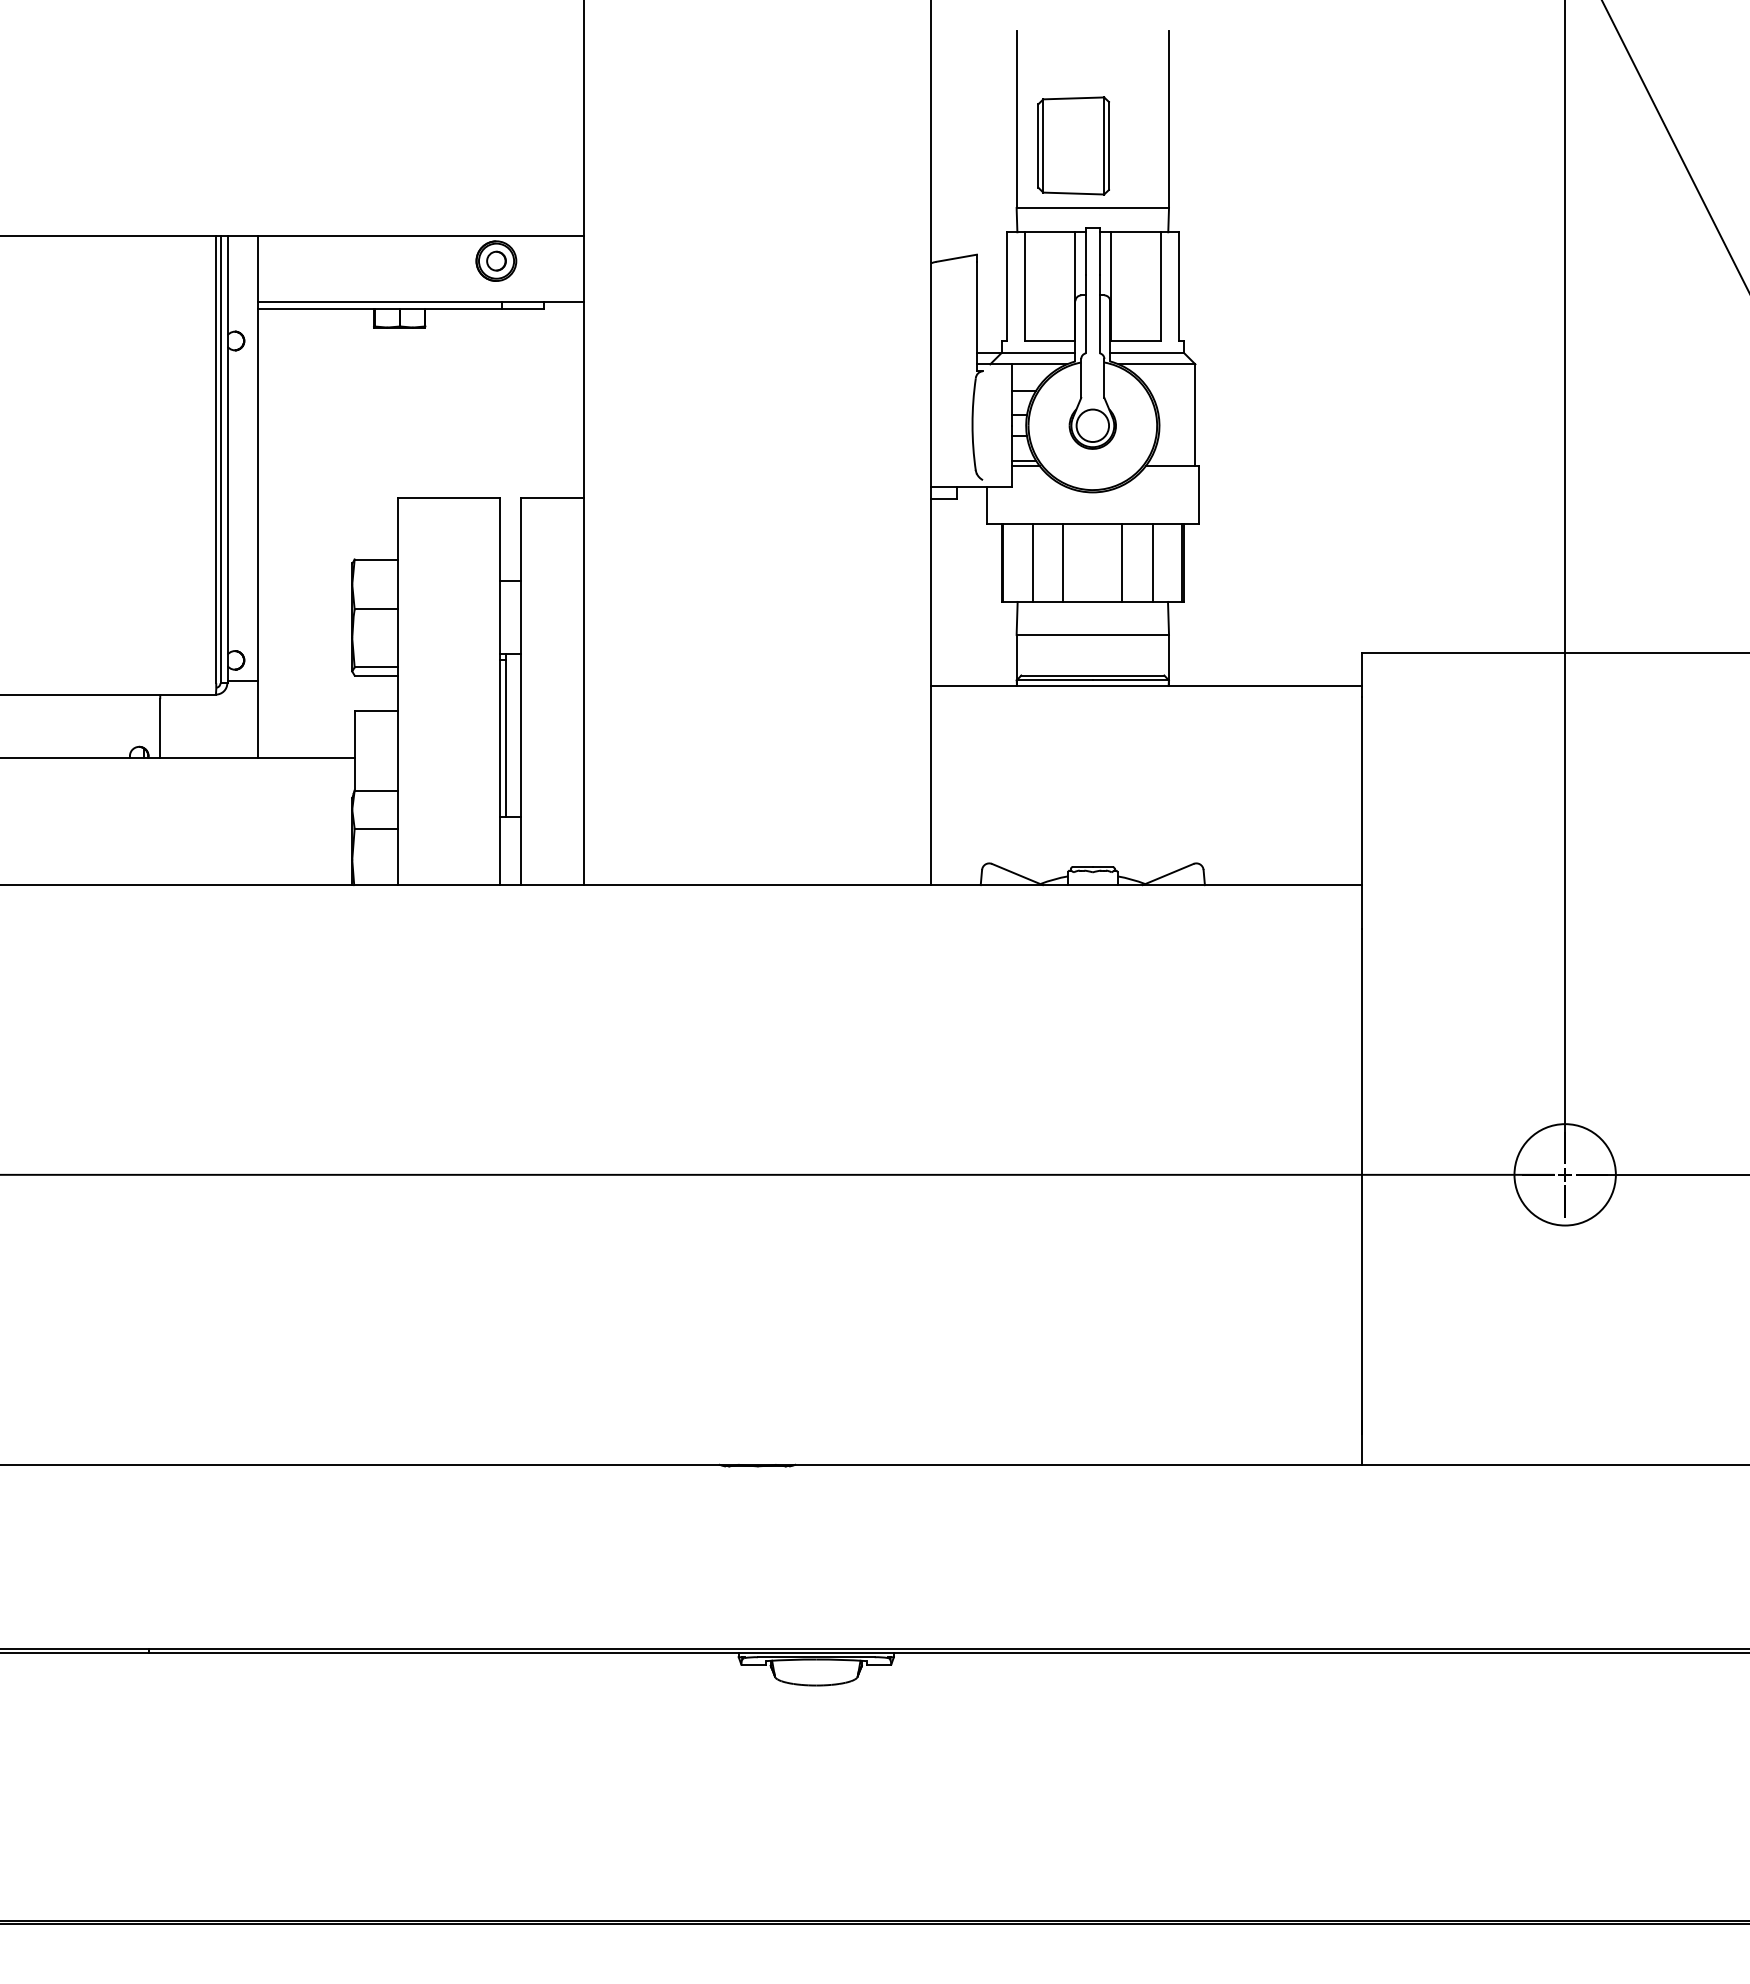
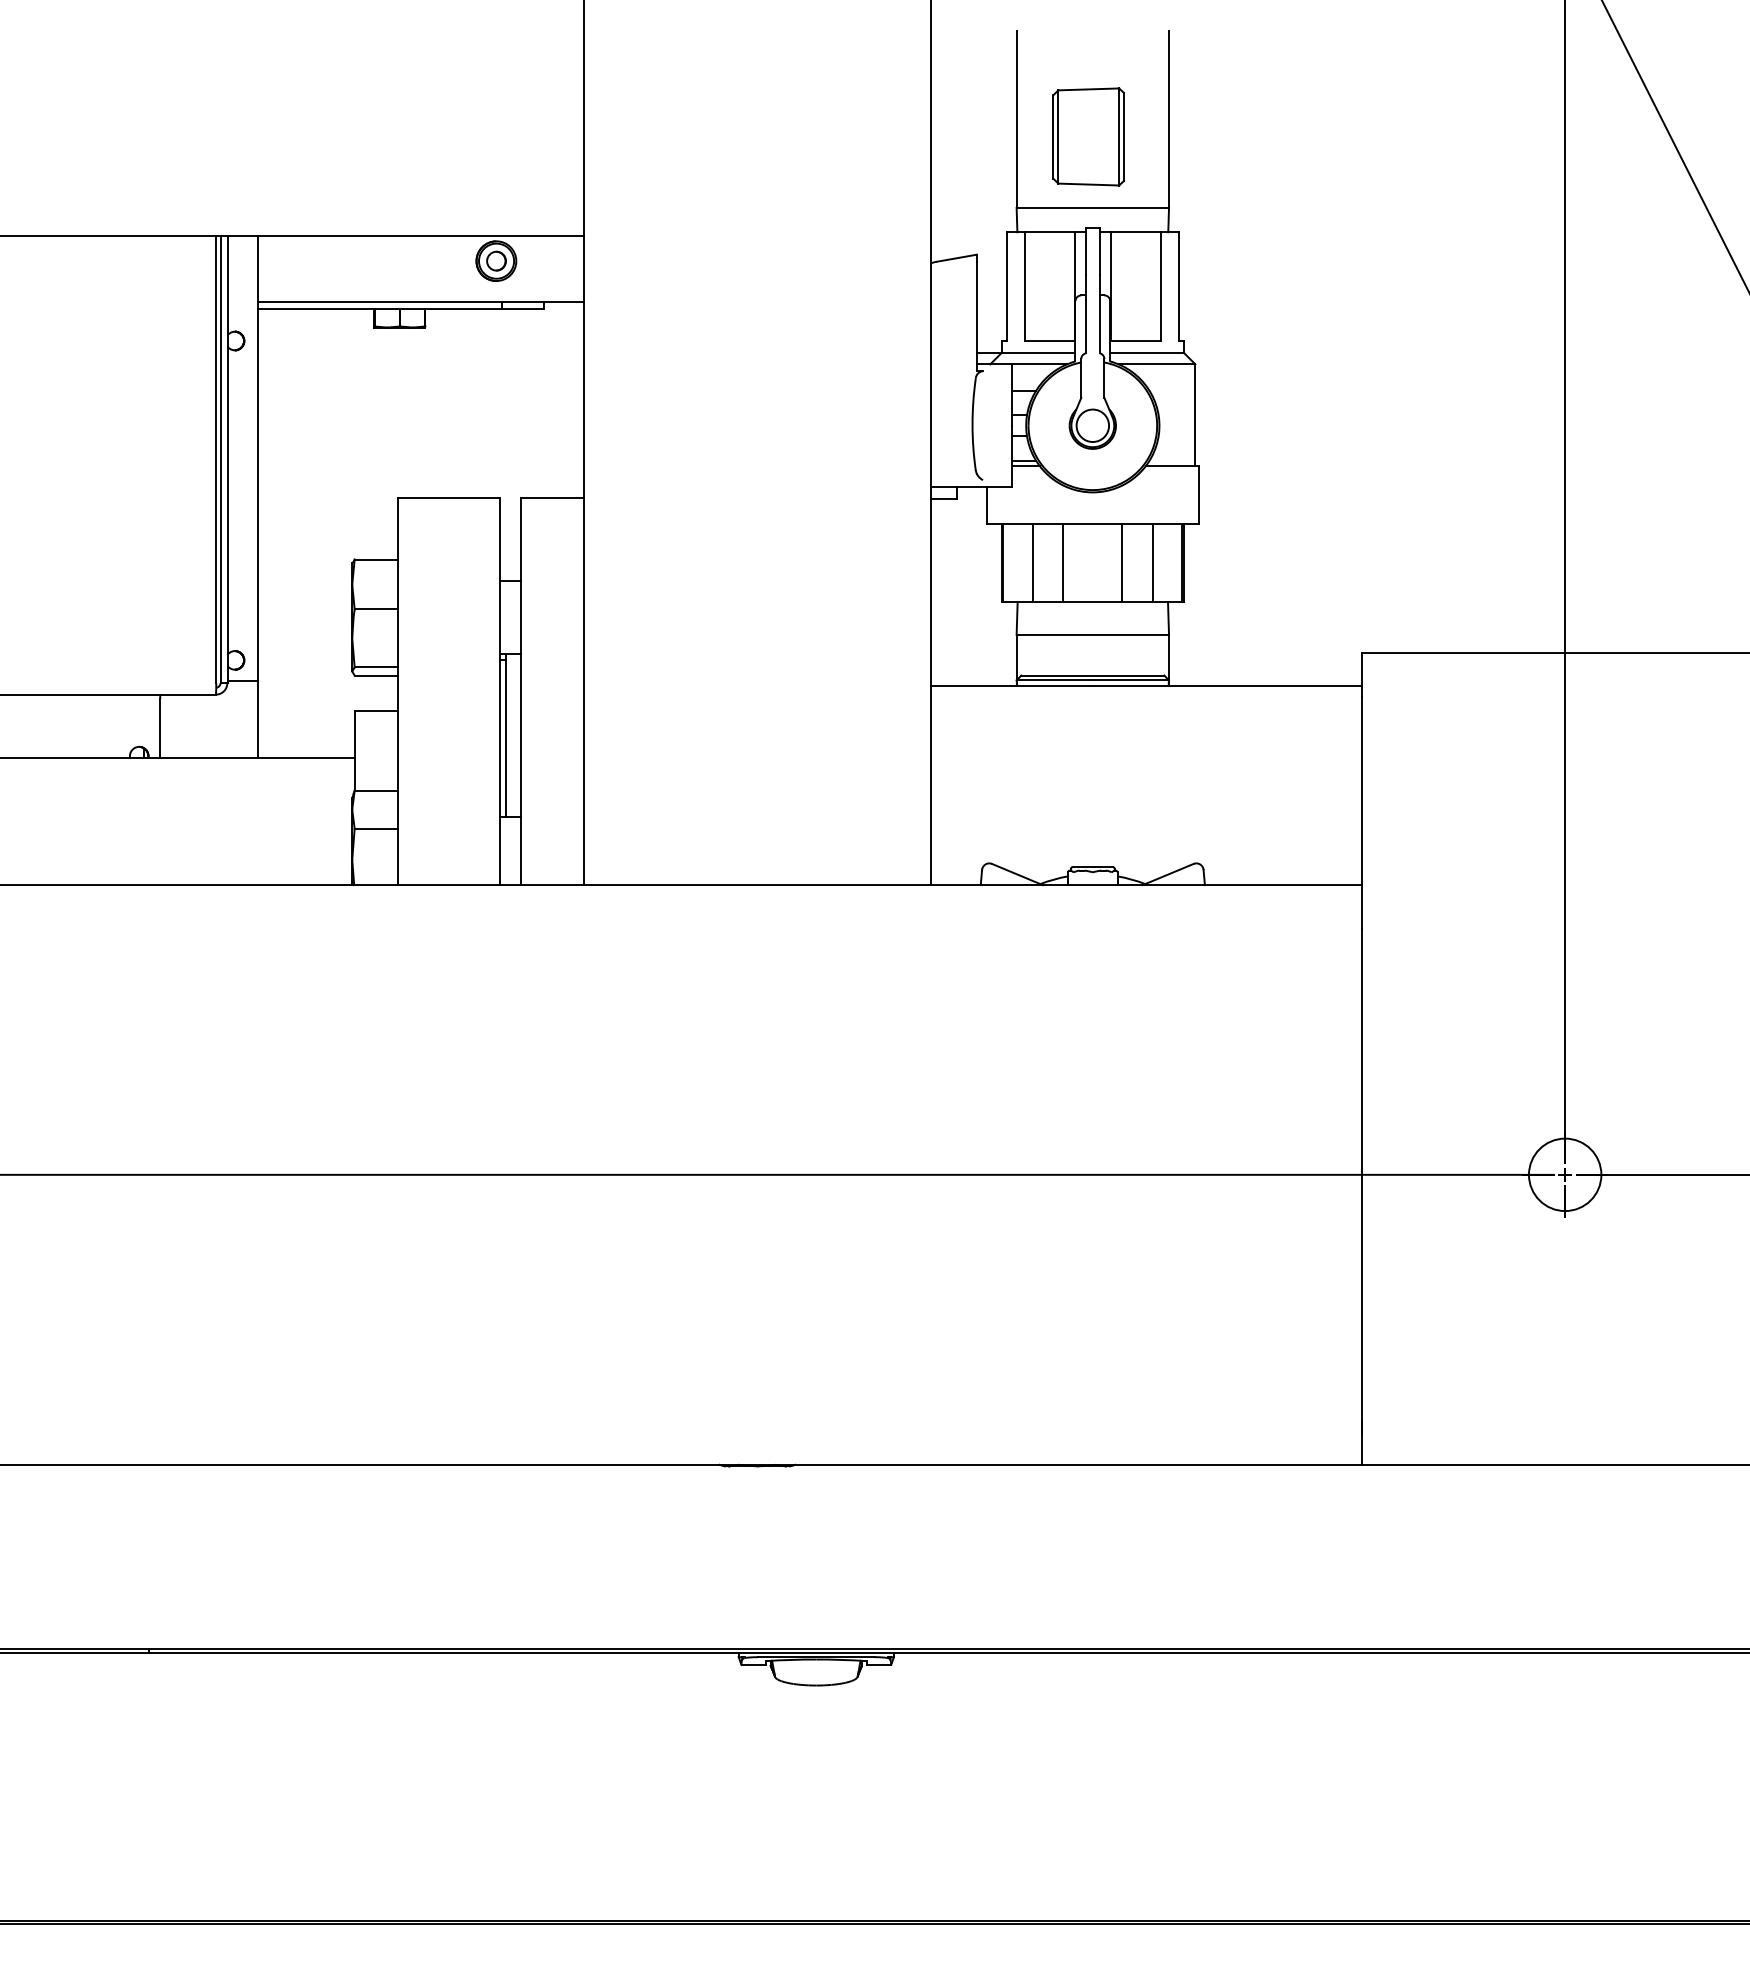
part position: (1073, 145) -> (1088, 136) (1088, 136)
circle diameter: 101 px -> 72 px (1564, 1174)
